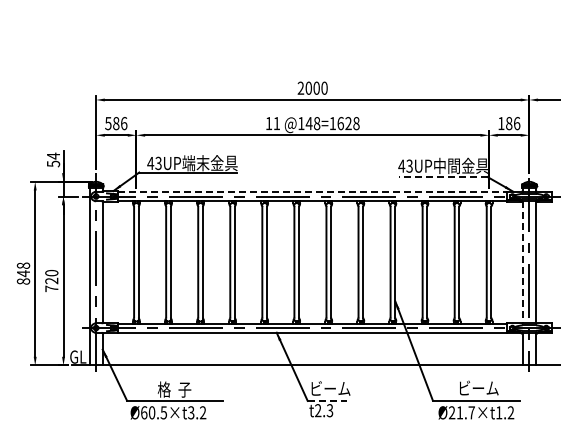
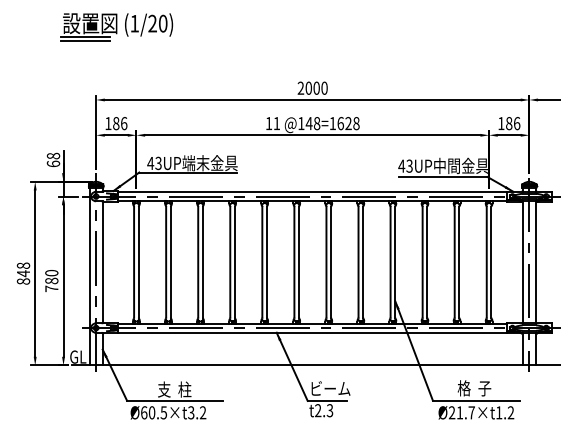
part: none -> present (116, 27)
text: 586 -> 186 (108, 123)
text: 54 -> 68 (53, 159)
line: dashed -> solid (442, 177)
line: dashed -> solid (312, 191)
line: dashed -> solid (522, 262)
text: 720 -> 780 (51, 280)
text: ビーム -> 格  子 (477, 388)
text: 格  子 -> 支  柱 (174, 389)
line: dashed -> solid (327, 400)
